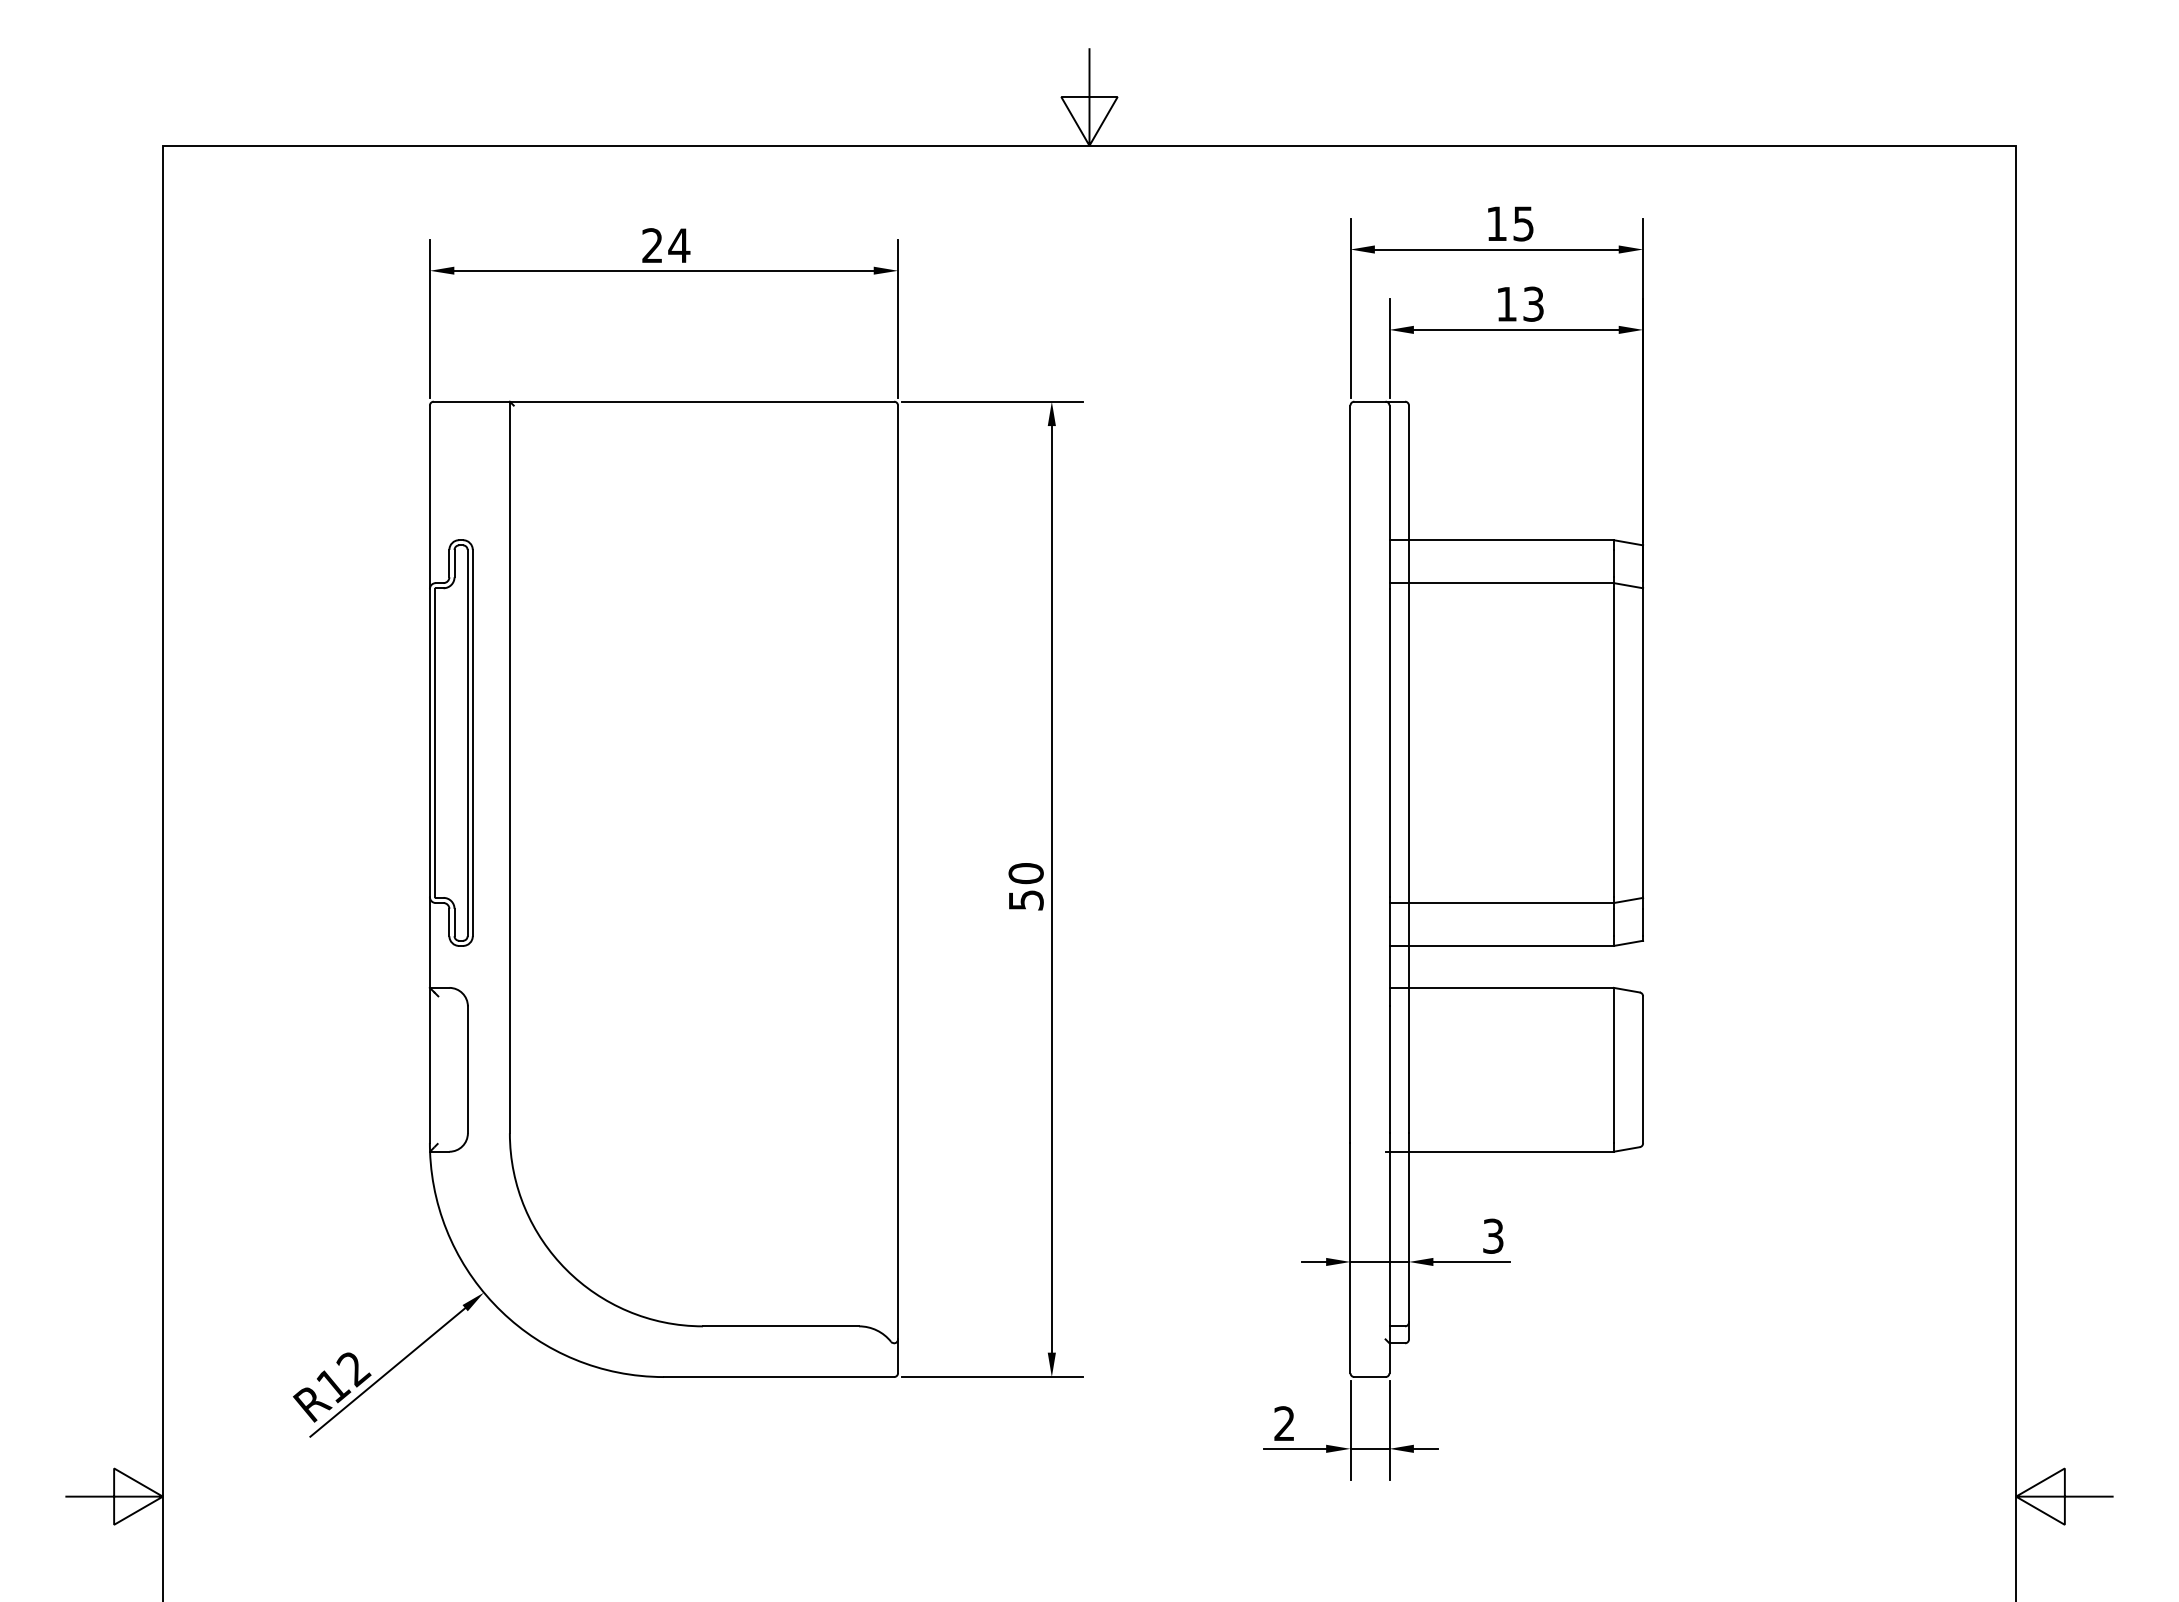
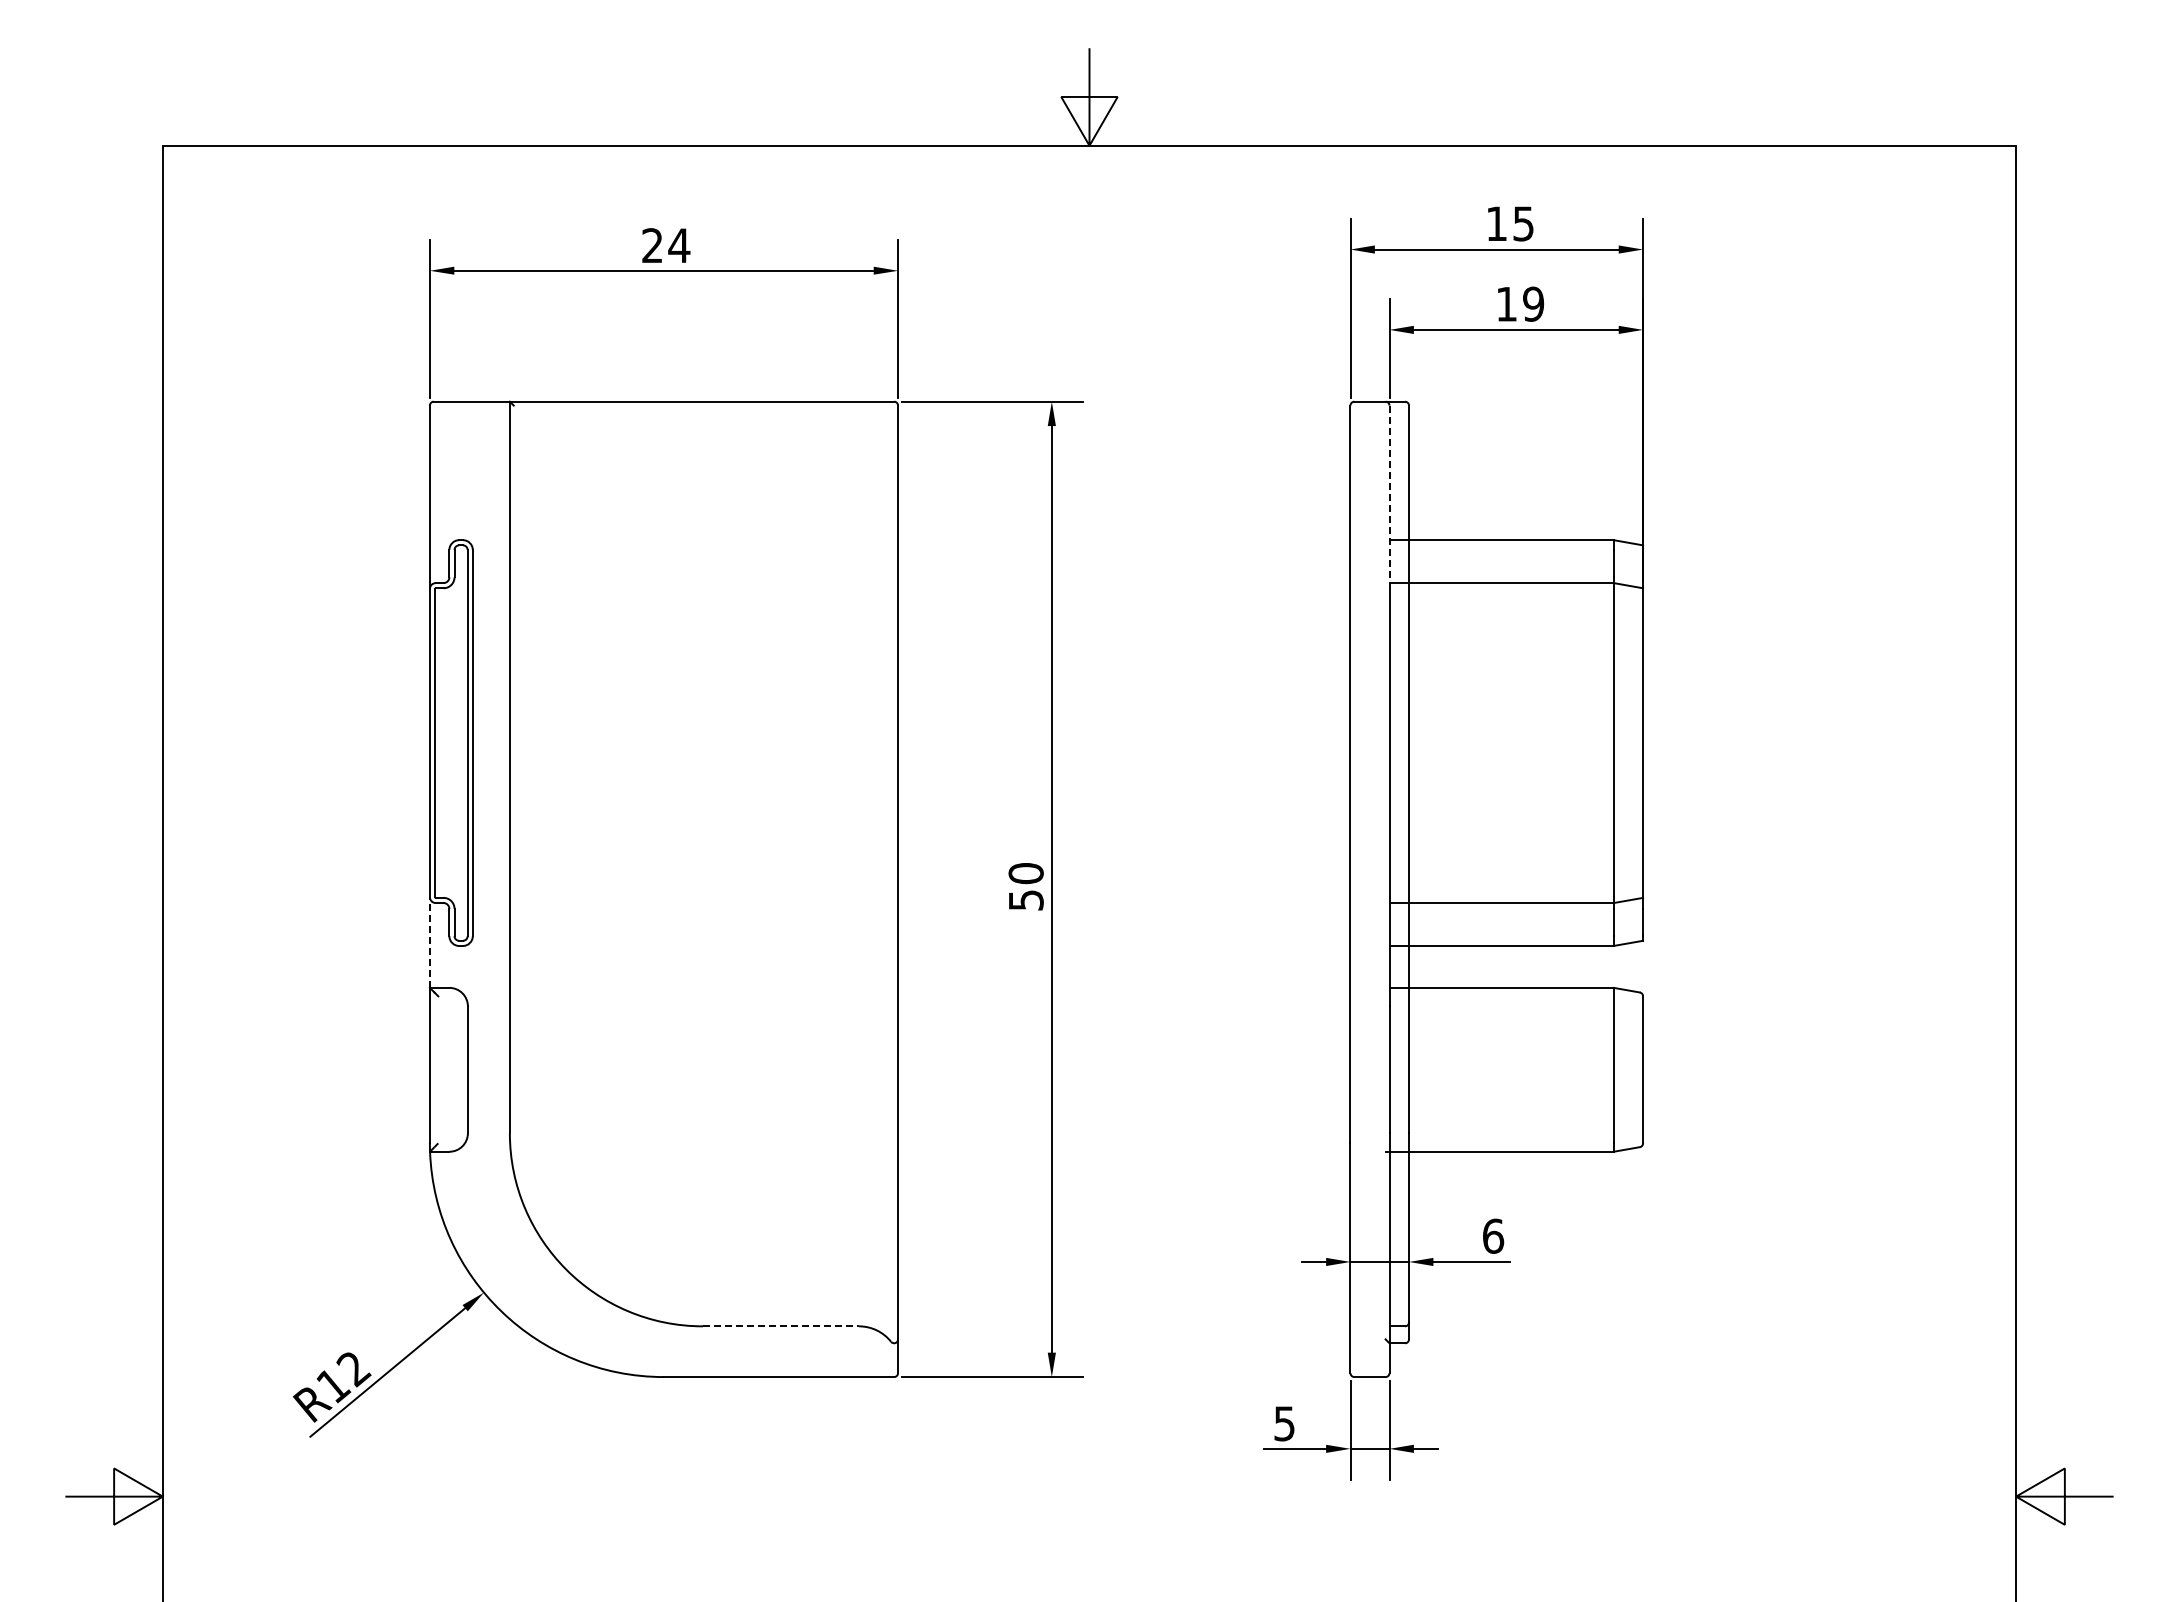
text: 13 -> 19 (1533, 303)
line: solid -> dashed (1389, 497)
line: solid -> dashed (429, 942)
text: 3 -> 6 (1493, 1235)
line: solid -> dashed (781, 1326)
text: 2 -> 5 (1284, 1423)
